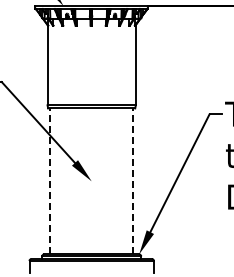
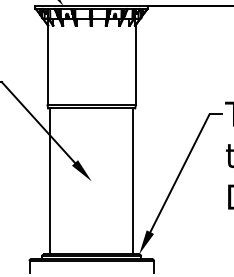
line: dashed -> solid (50, 181)
line: dashed -> solid (133, 181)
